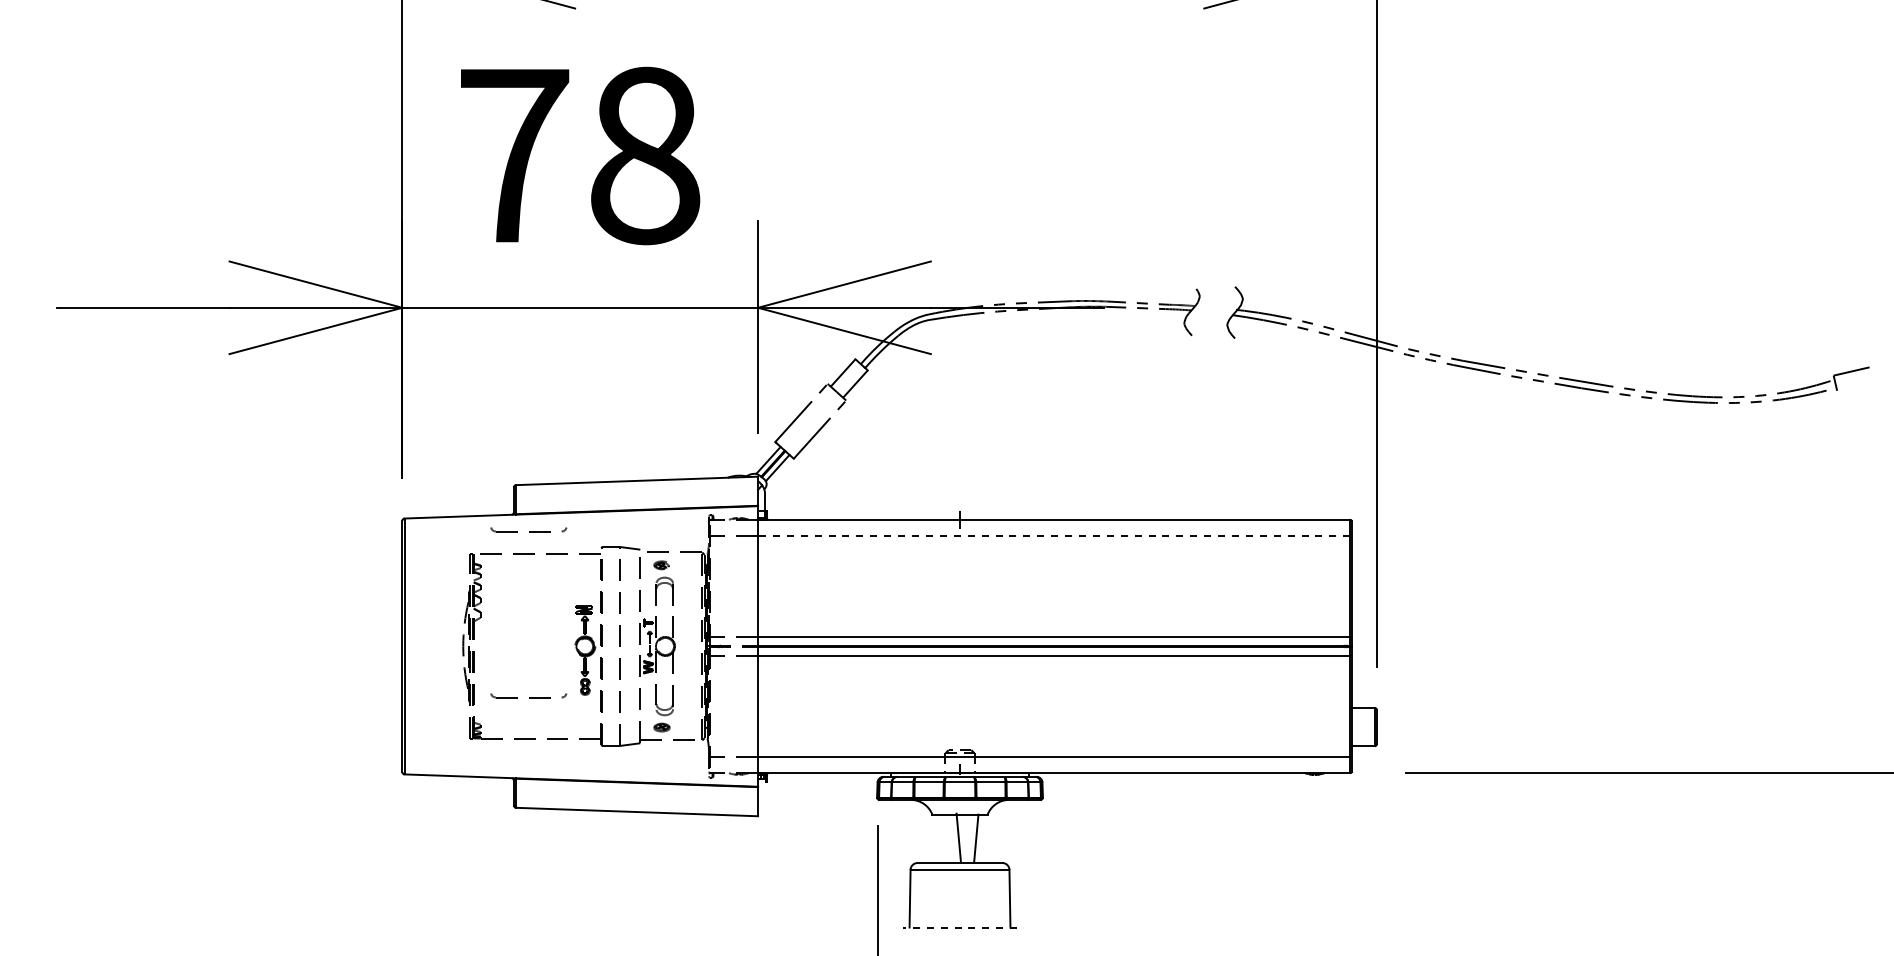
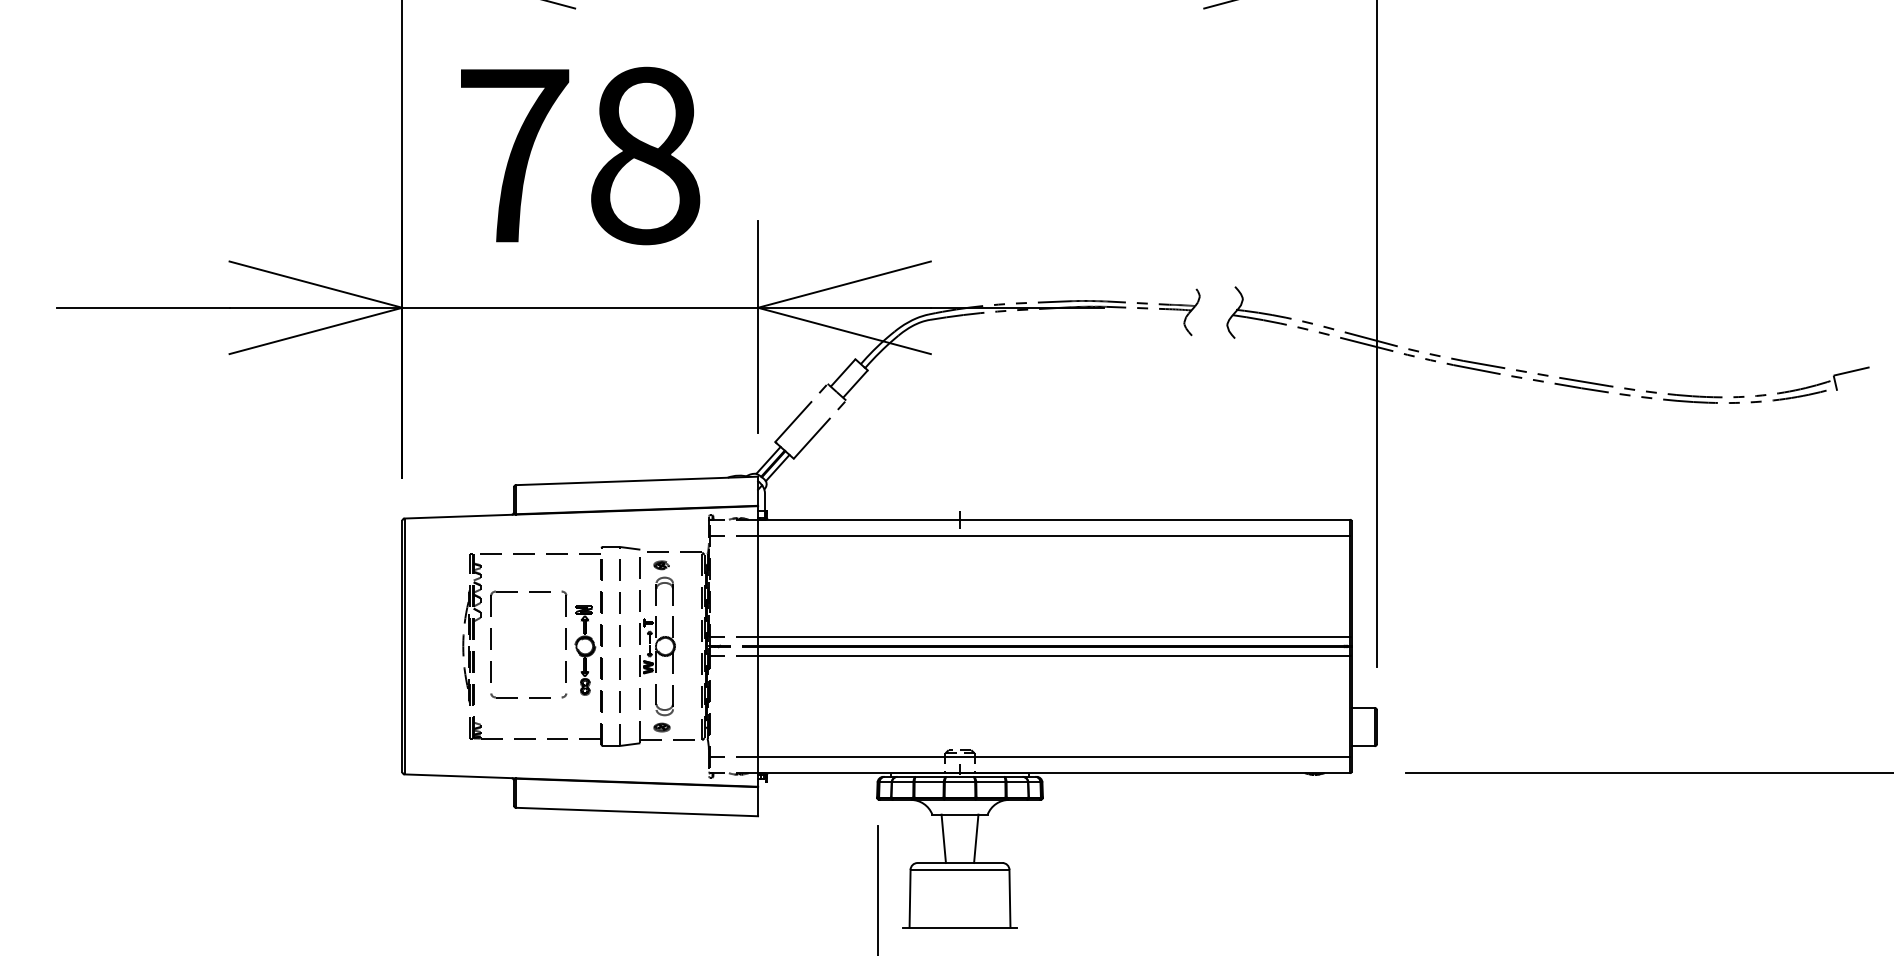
part: present -> none (528, 529)
line: dashed -> solid (1053, 535)
part: none -> present (491, 636)
line position: (958, 837) -> (943, 838) (943, 838)
line: dashed -> solid (959, 927)
